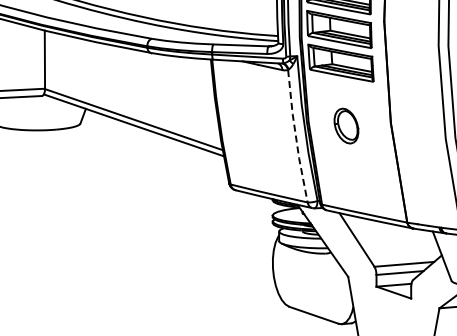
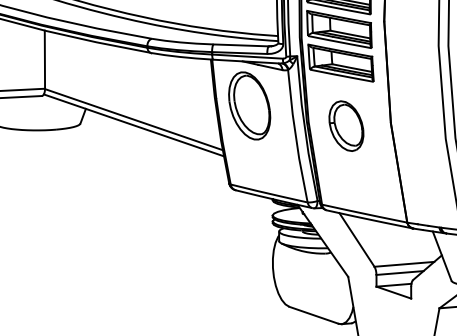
part: none -> present (249, 105)
part size: 27x38 px -> 37x52 px (346, 125)
line: dashed -> solid (296, 137)
